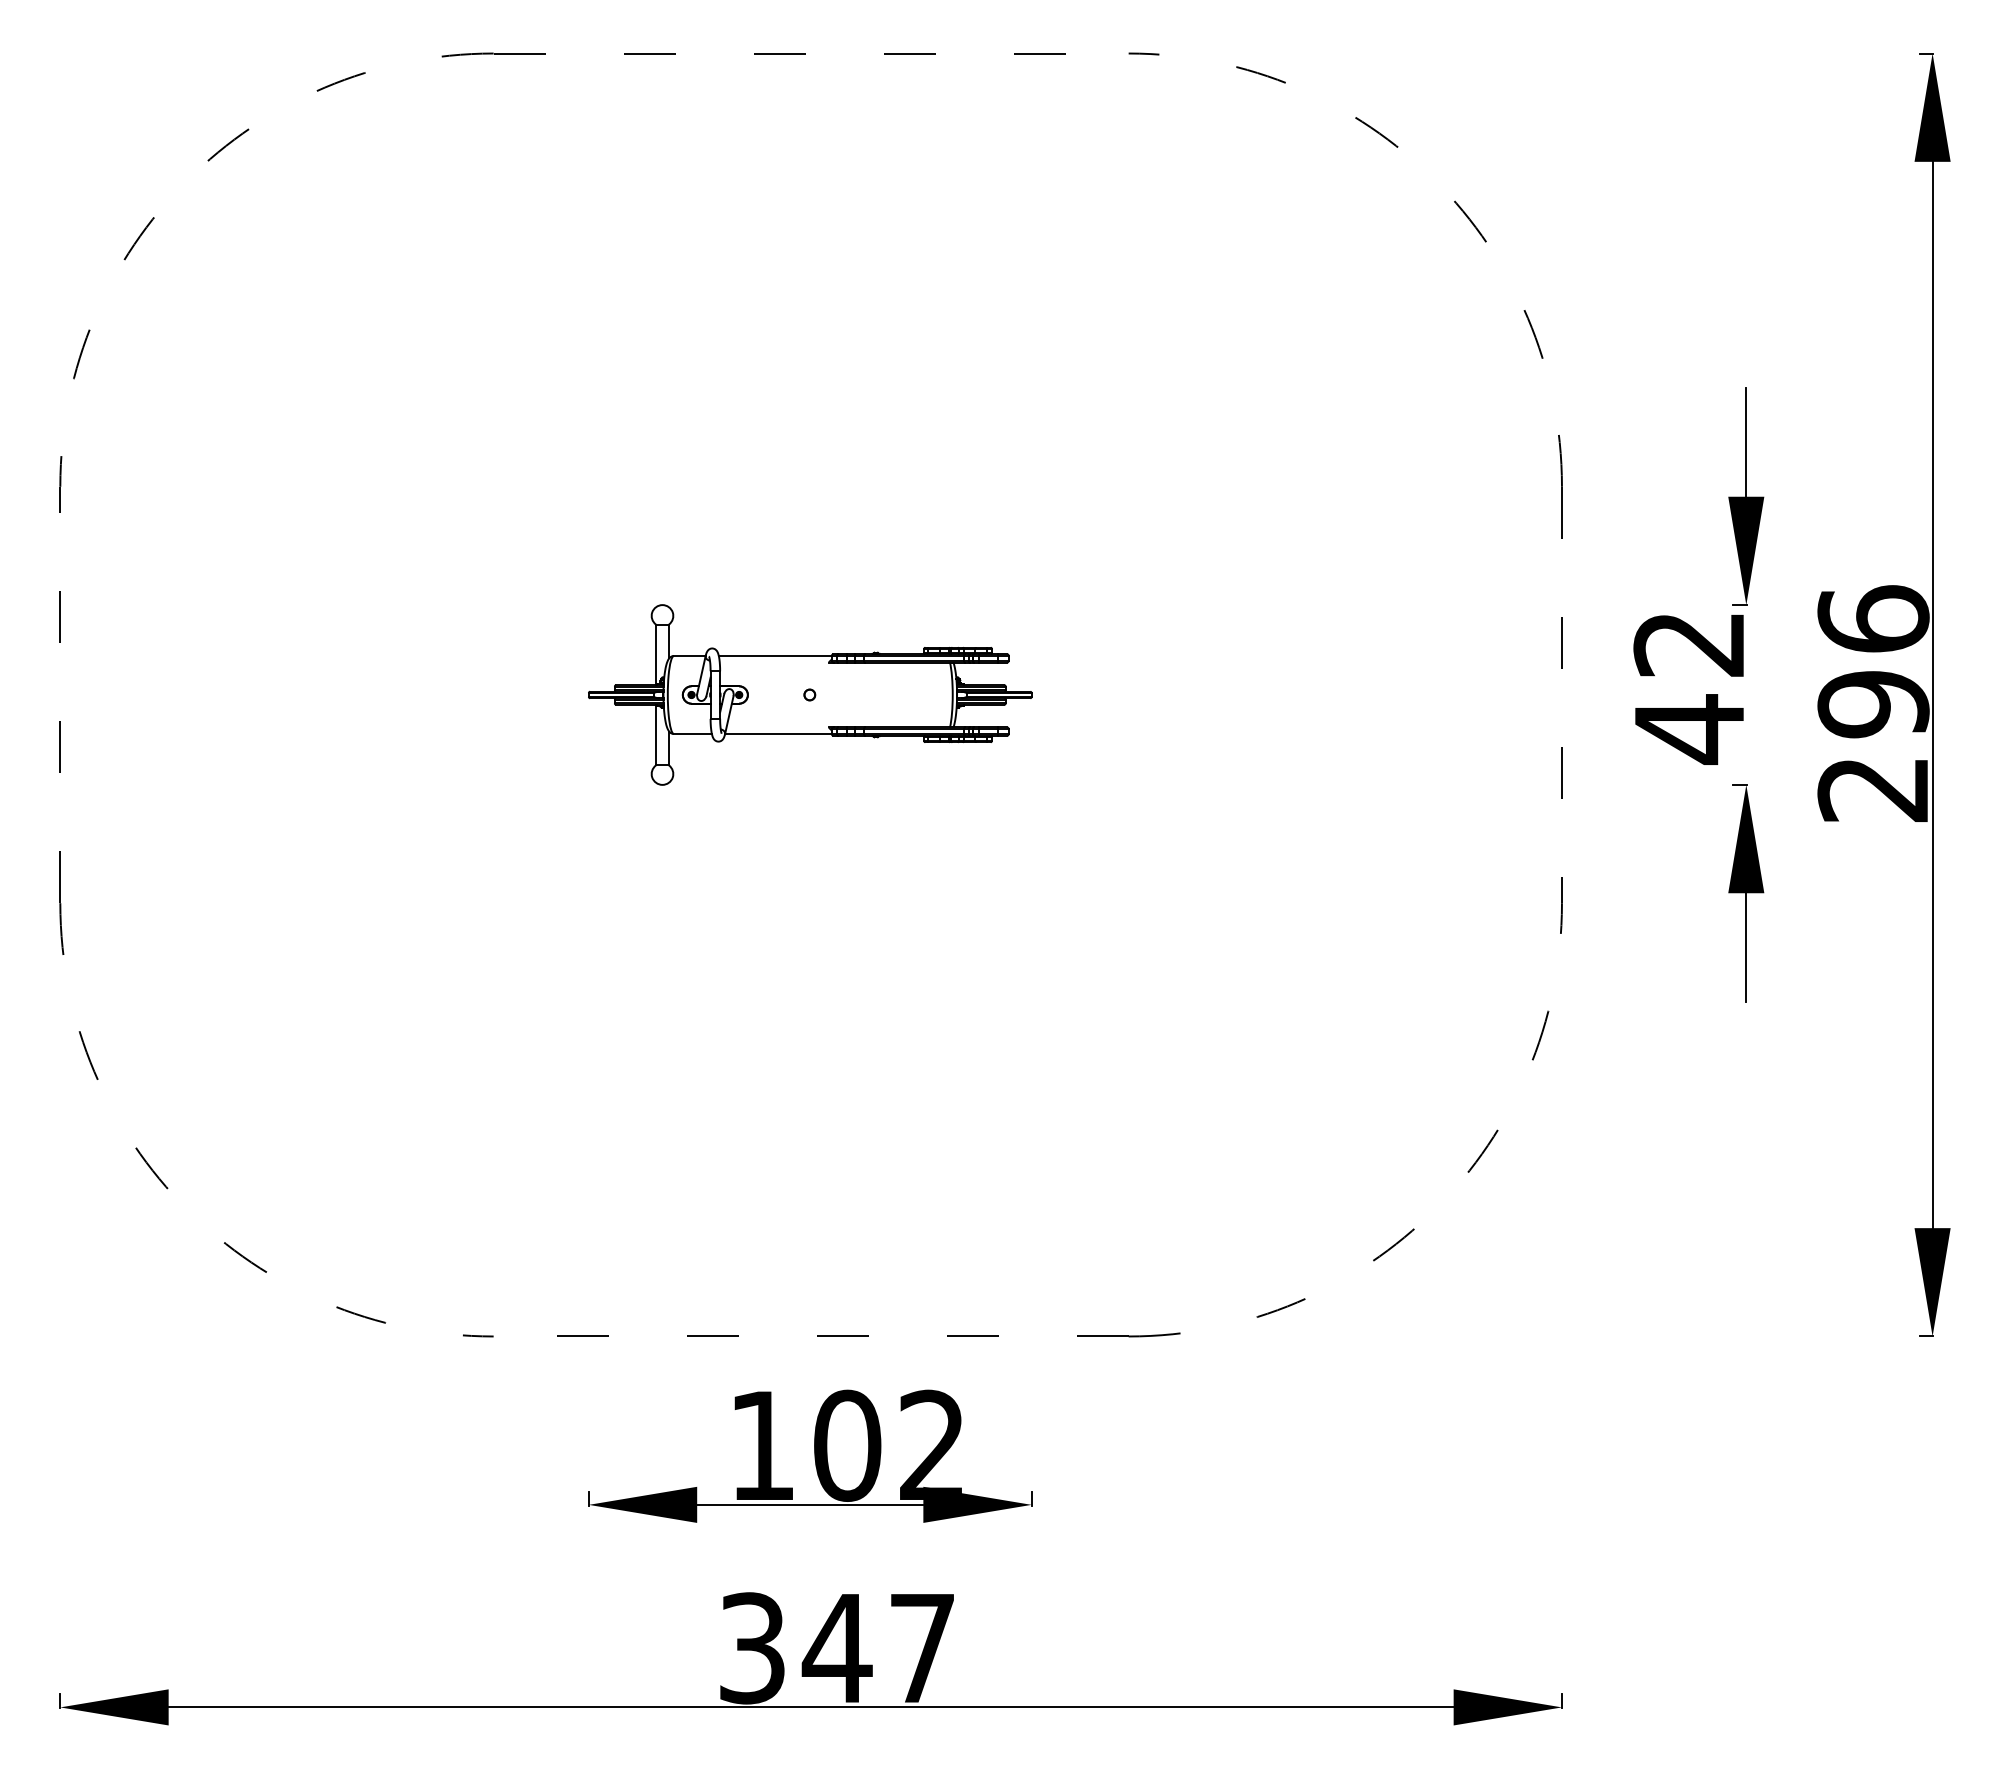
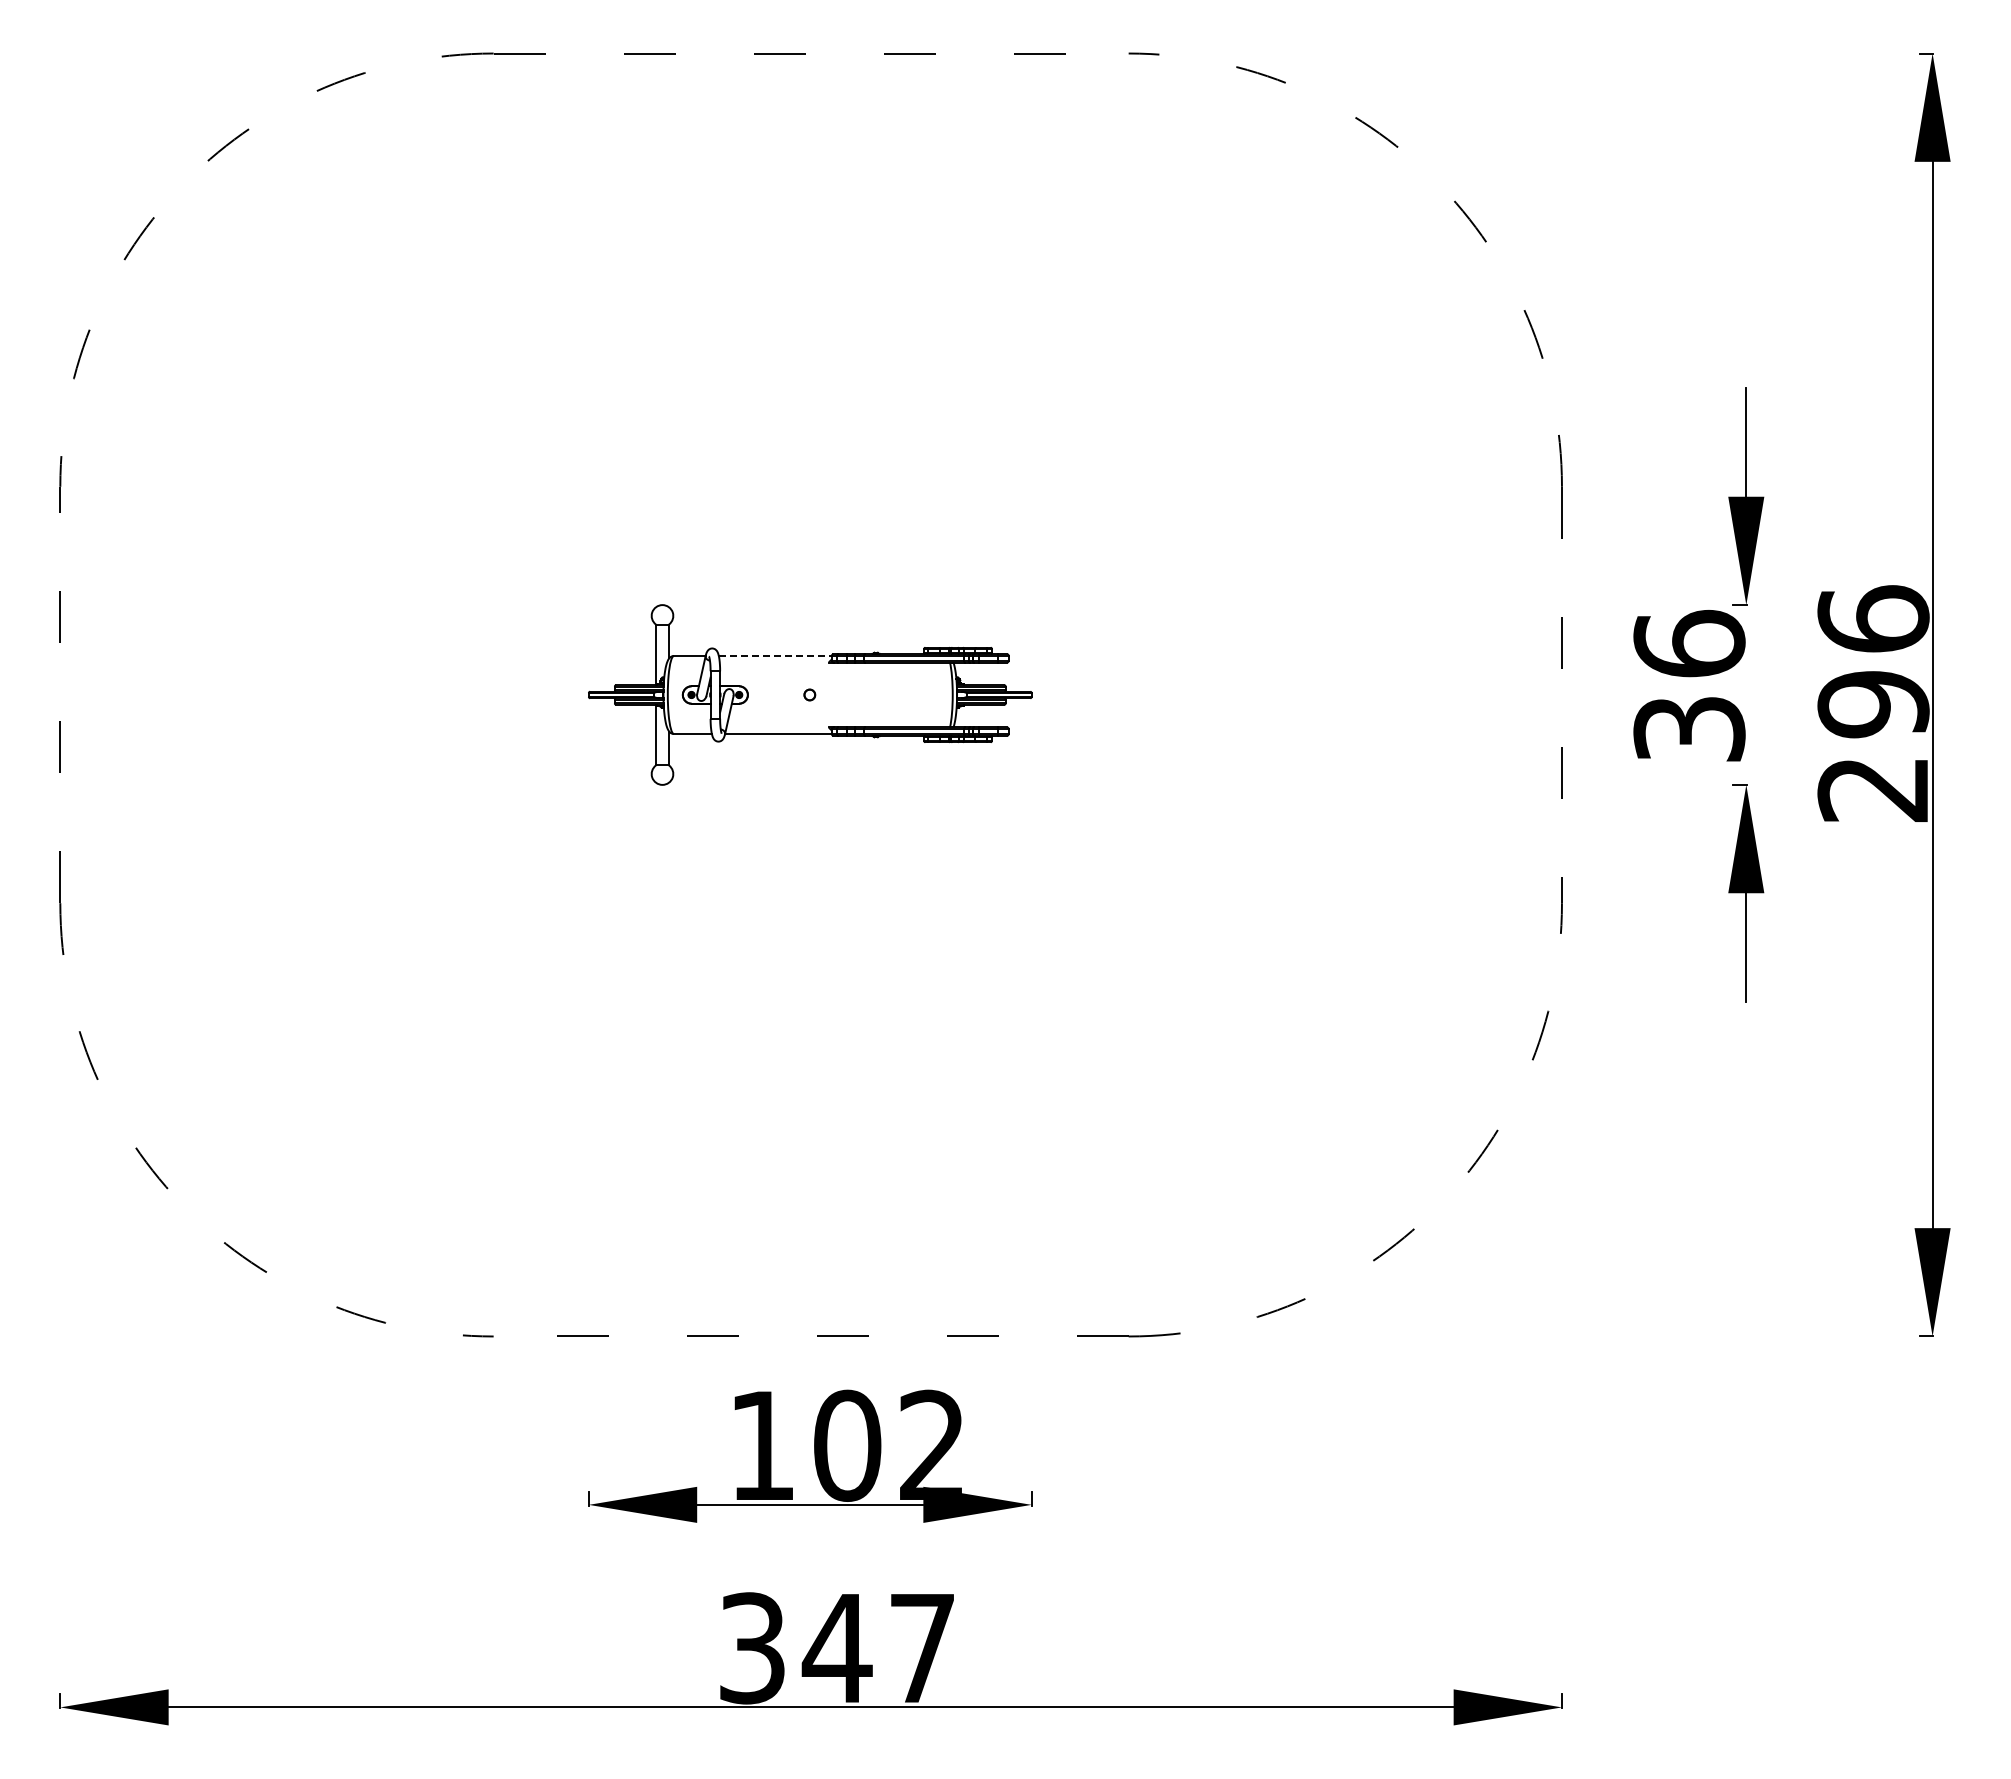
line: solid -> dashed (775, 656)
text: 42 -> 36 (1689, 686)
